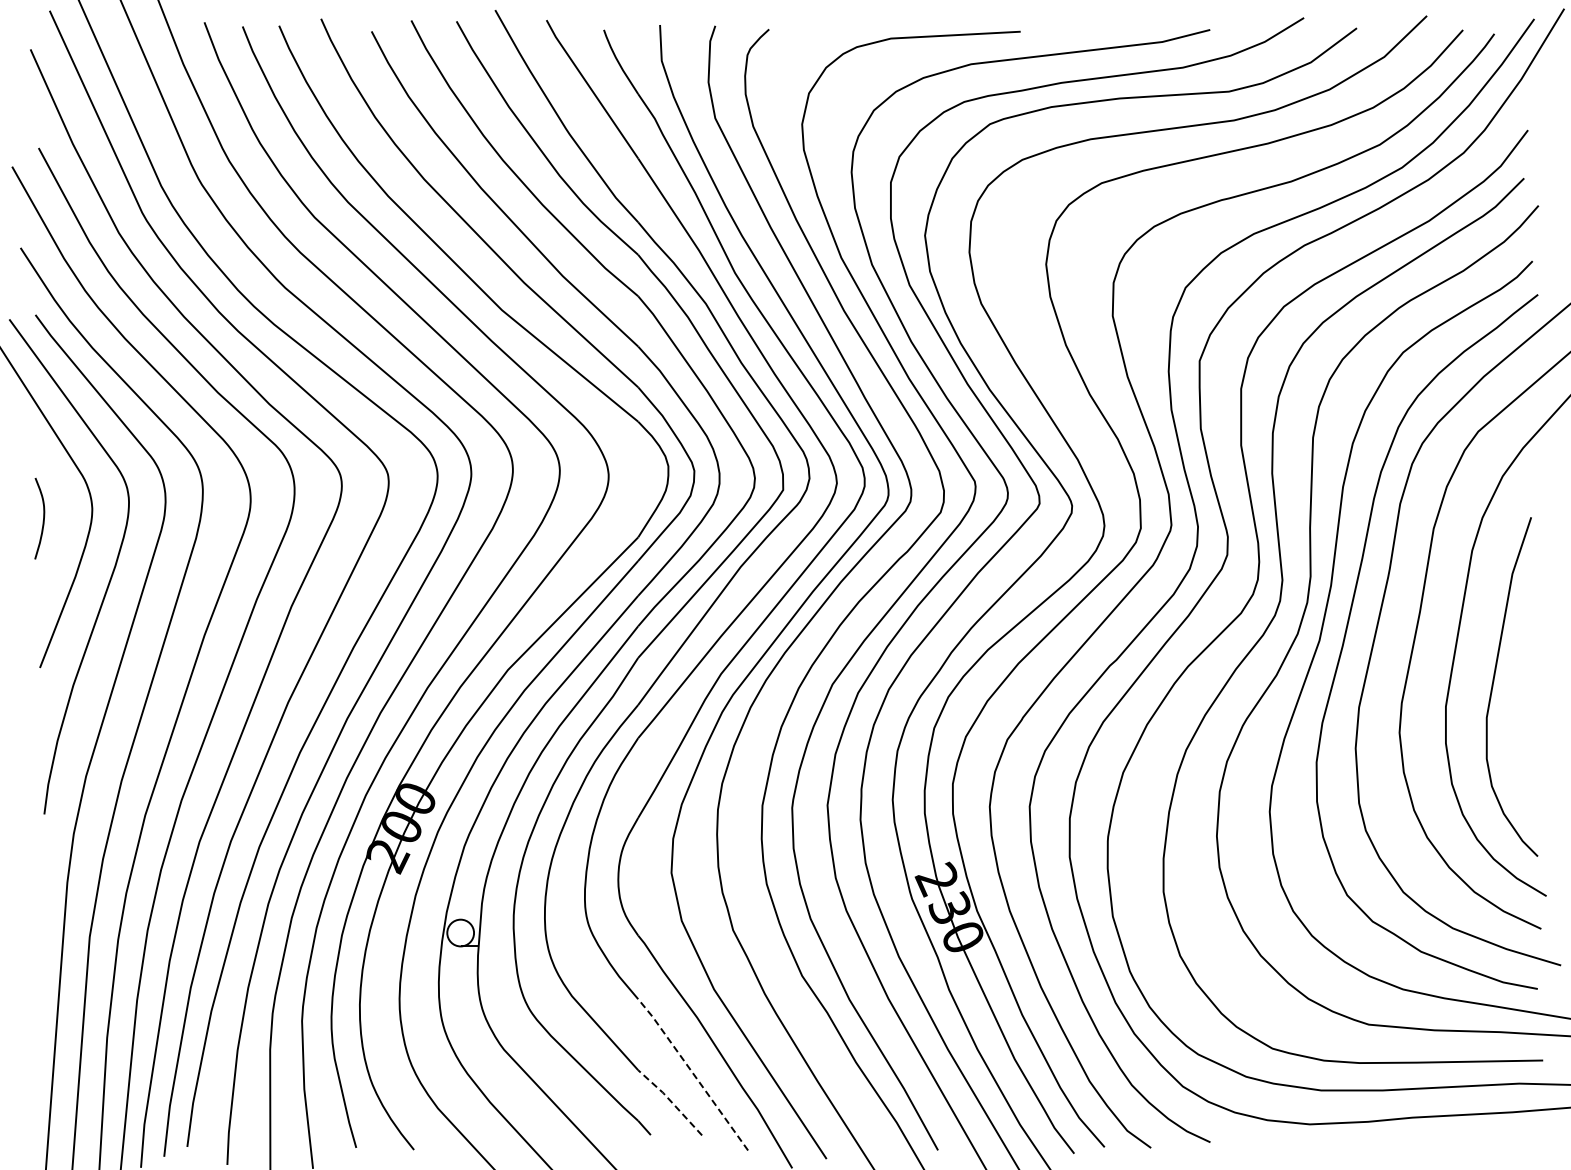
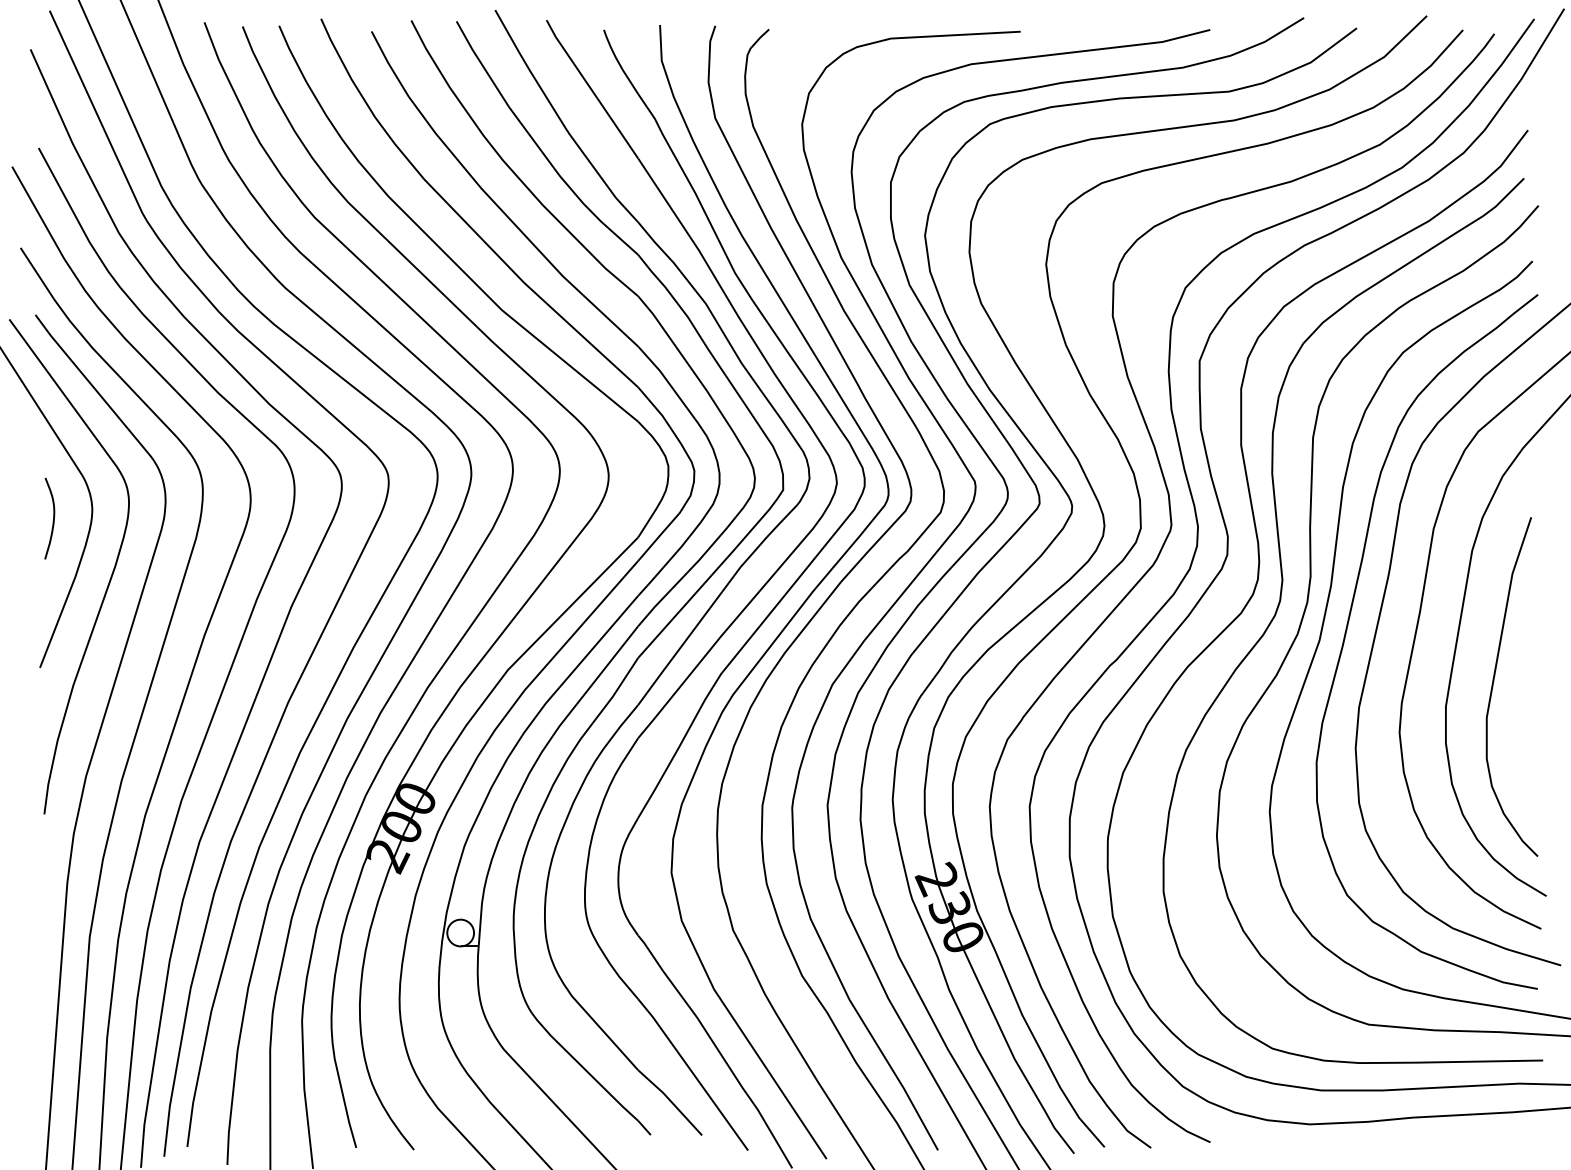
curve position: (43, 518) -> (53, 518) (53, 518)
line: dashed -> solid (693, 1073)
line: dashed -> solid (670, 1100)
